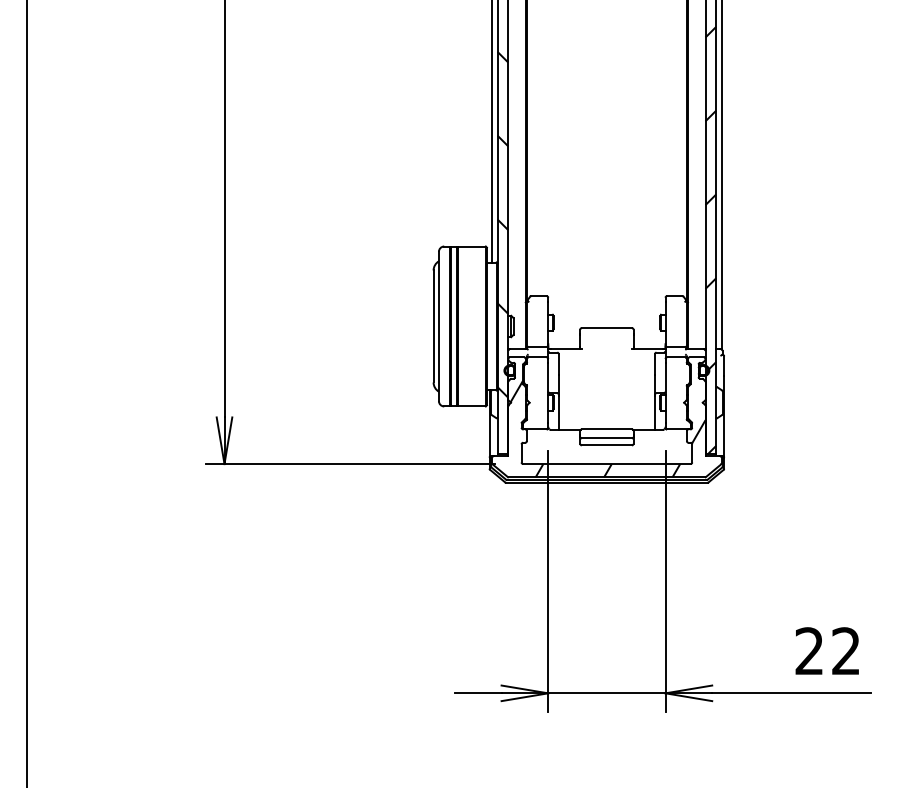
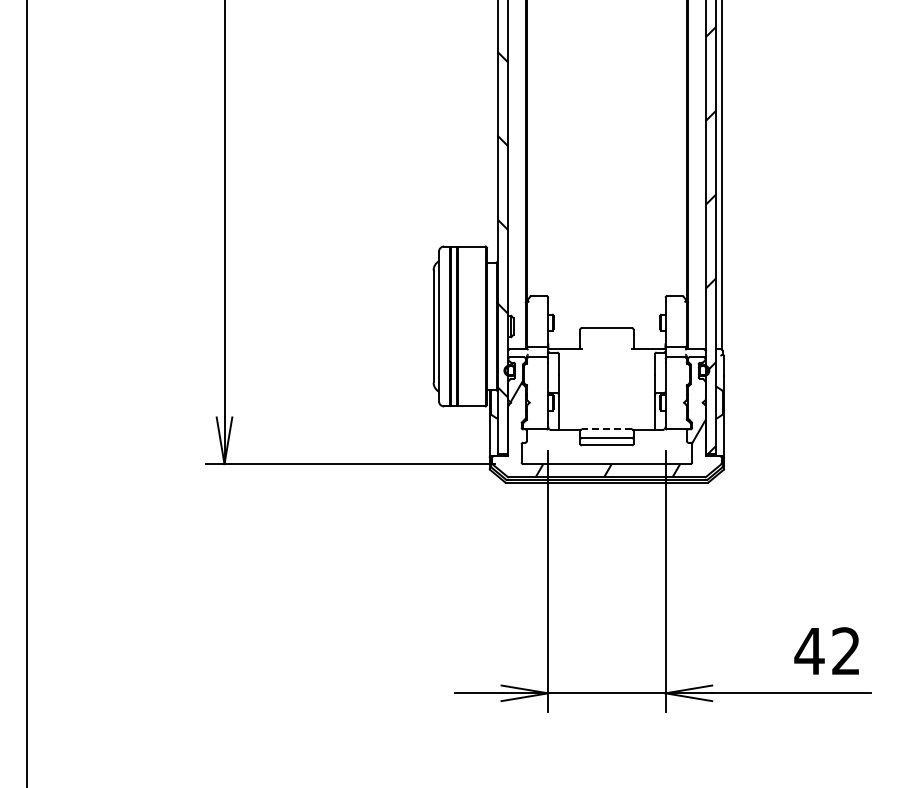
line: present -> none (492, 132)
line: solid -> dashed (606, 429)
text: 22 -> 42 (809, 650)
